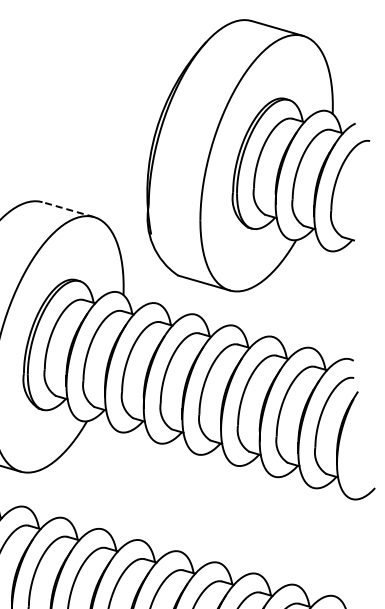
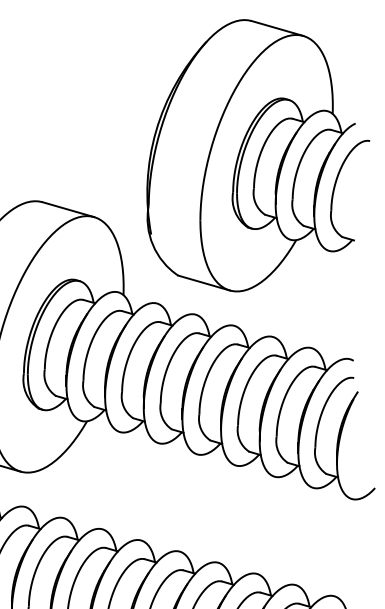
line: dashed -> solid (68, 209)
